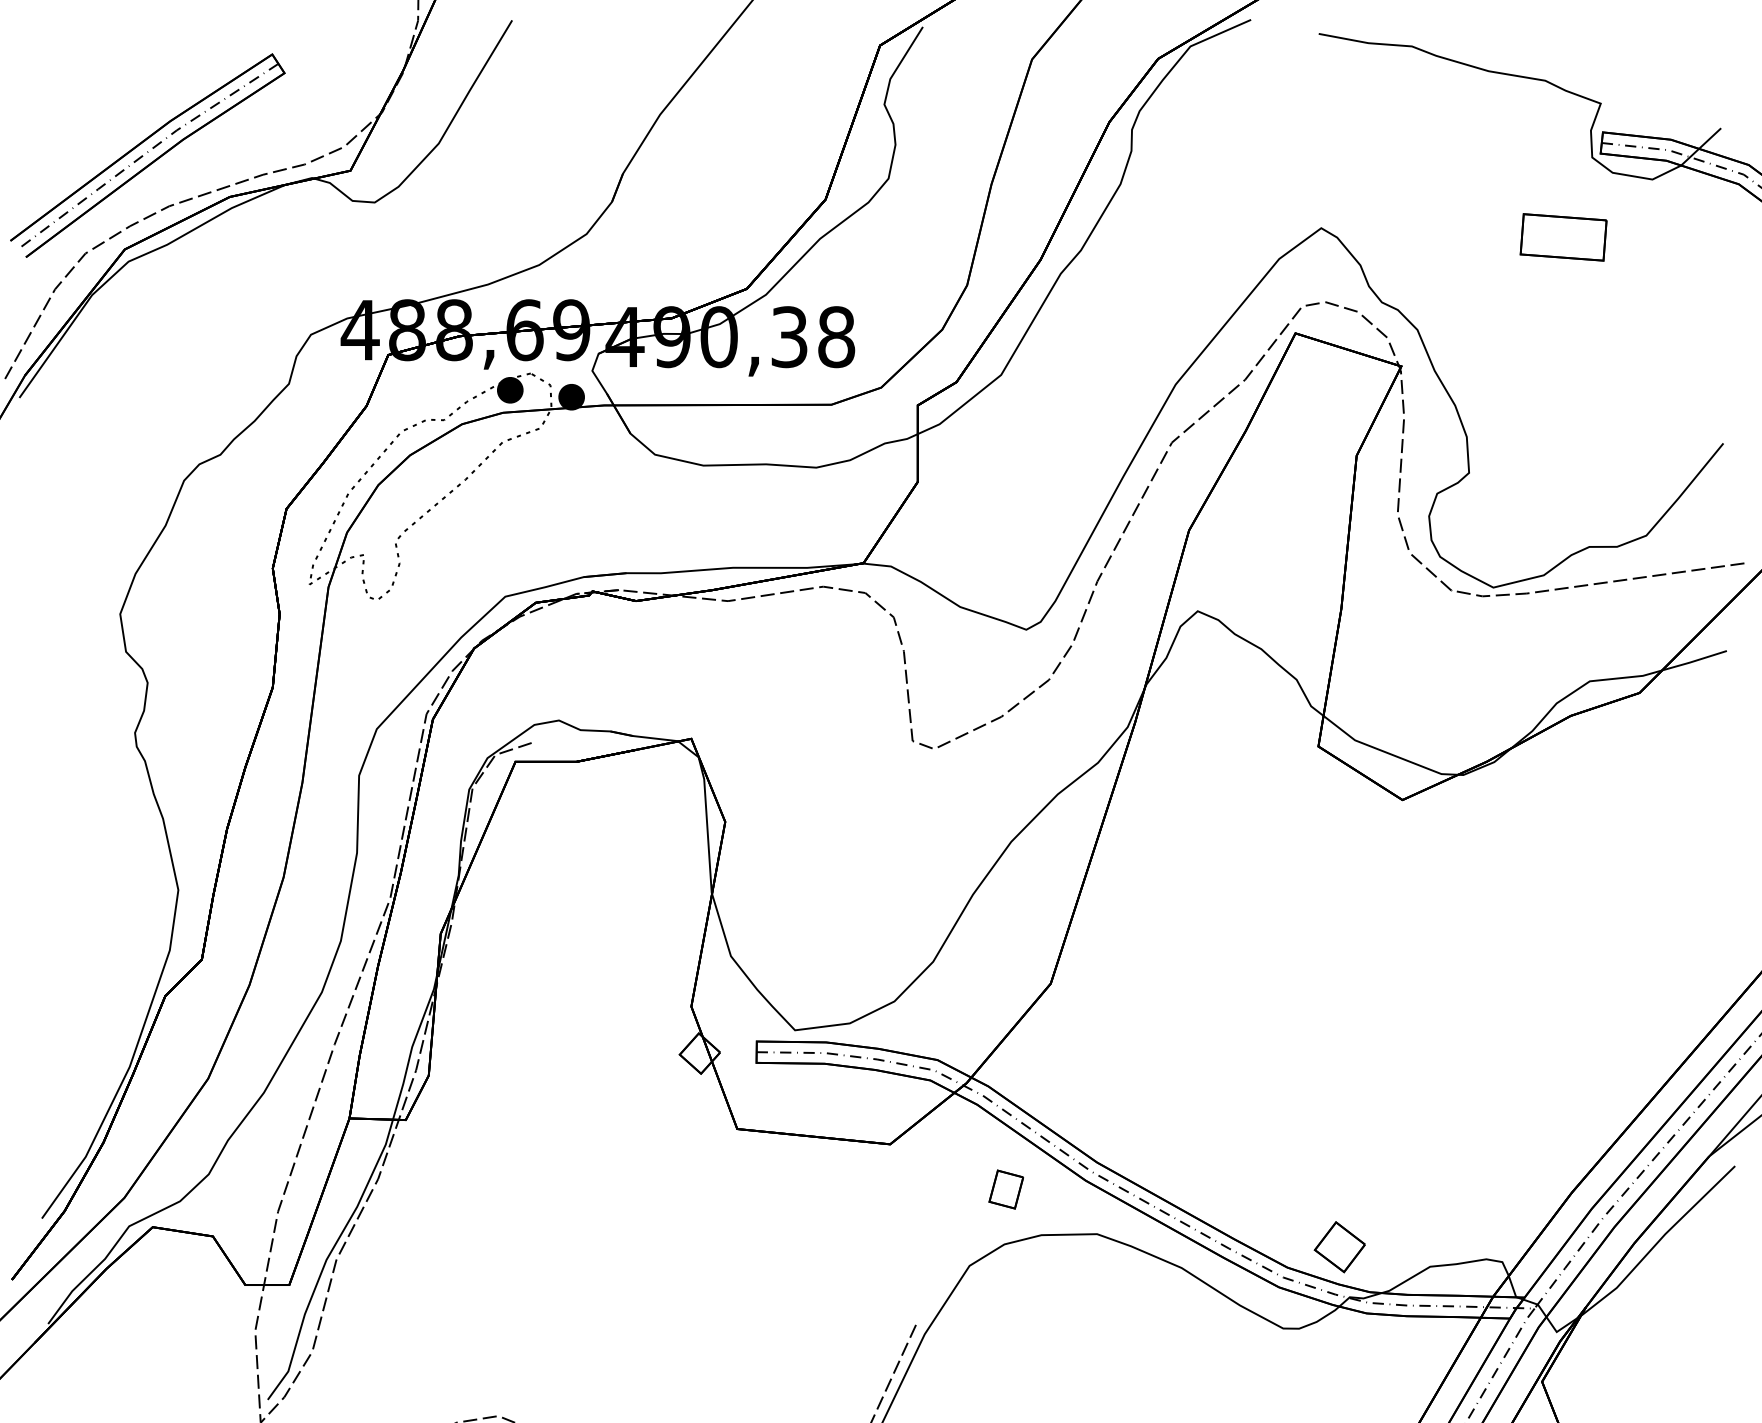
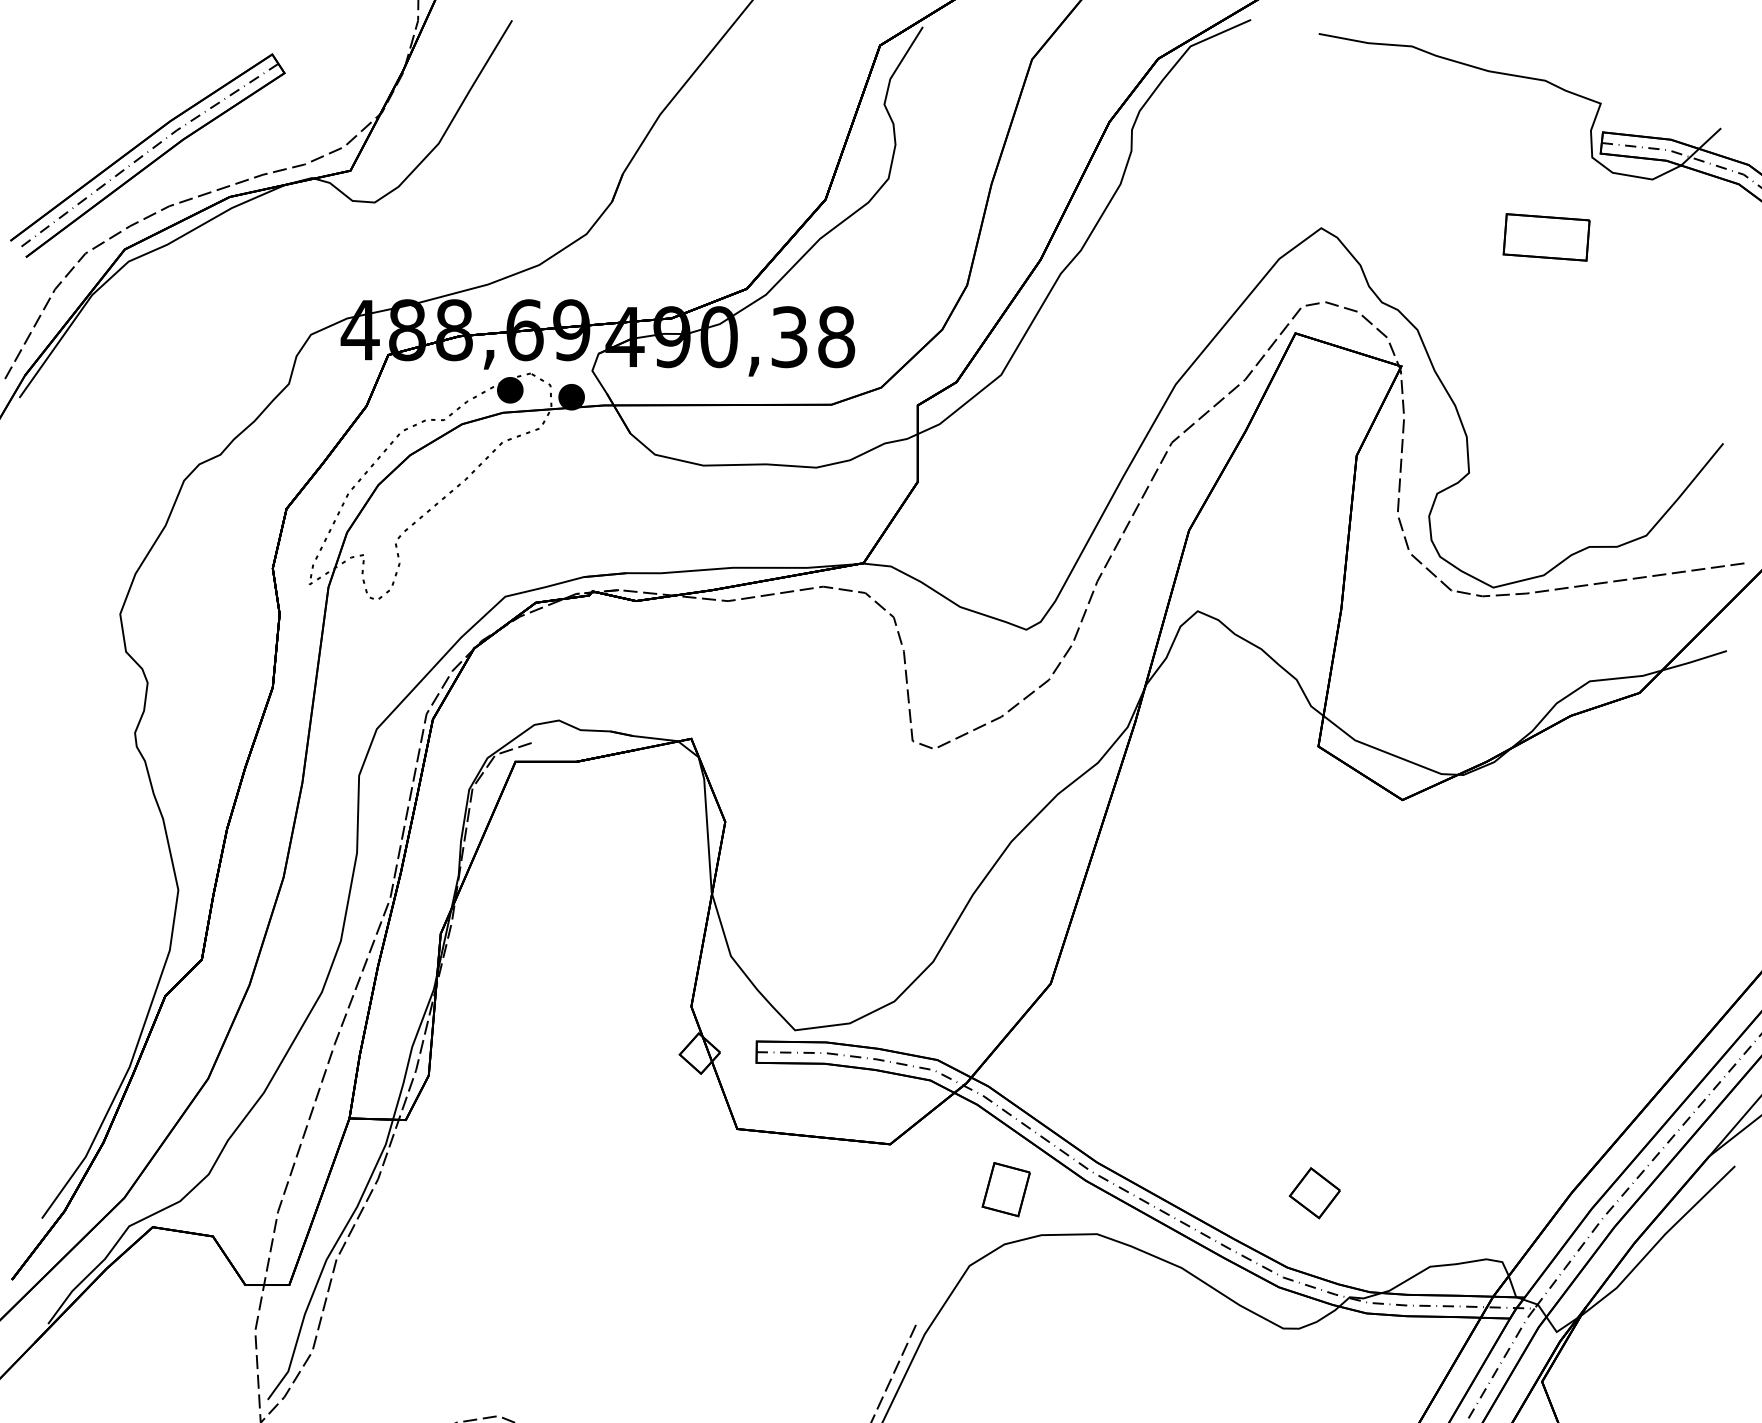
part position: (1563, 237) -> (1546, 237) (1546, 237)
part size: 37x41 px -> 50x56 px (1005, 1189)
part position: (1339, 1247) -> (1314, 1193) (1314, 1193)
